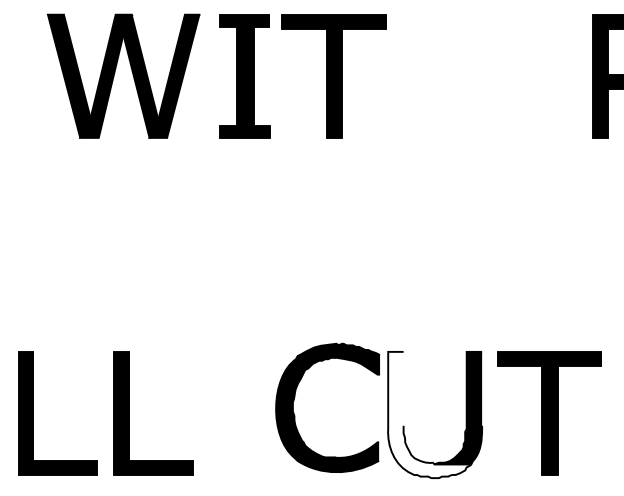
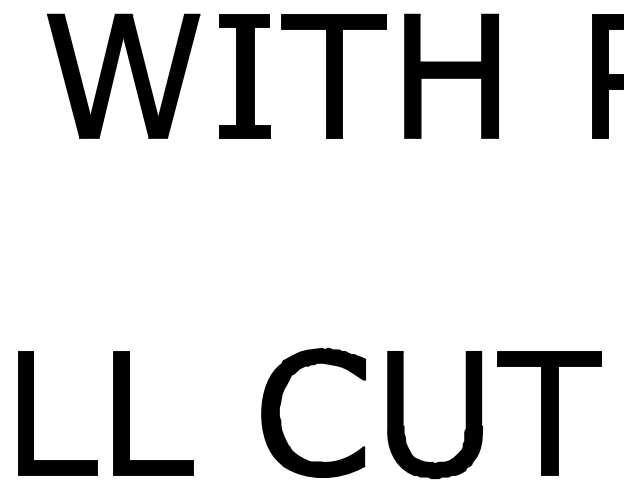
part: none -> present (451, 75)
fill: none -> present (429, 414)
part position: (295, 415) -> (281, 420) (281, 420)
